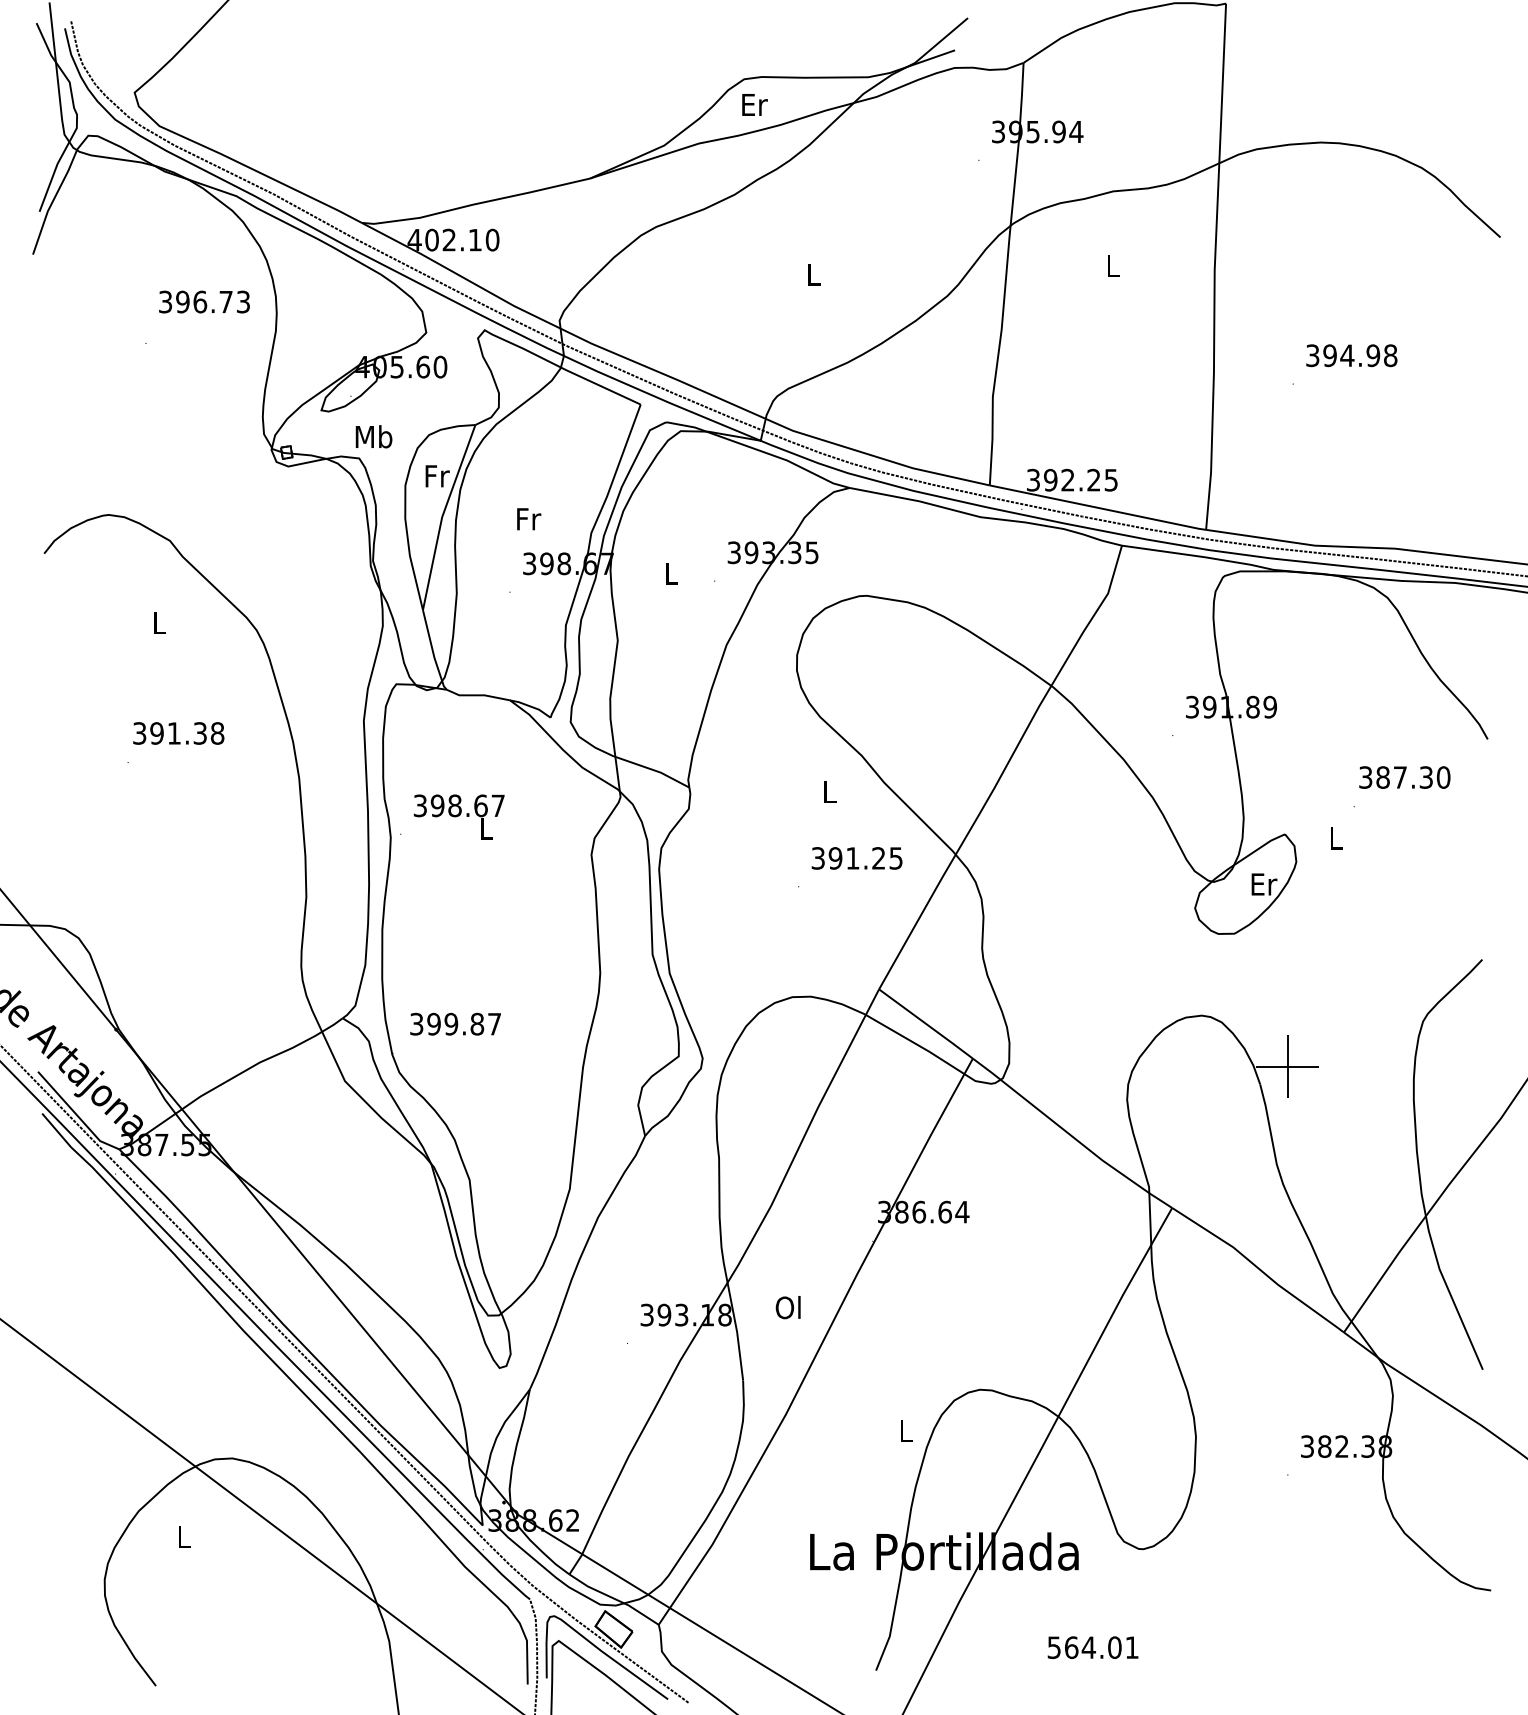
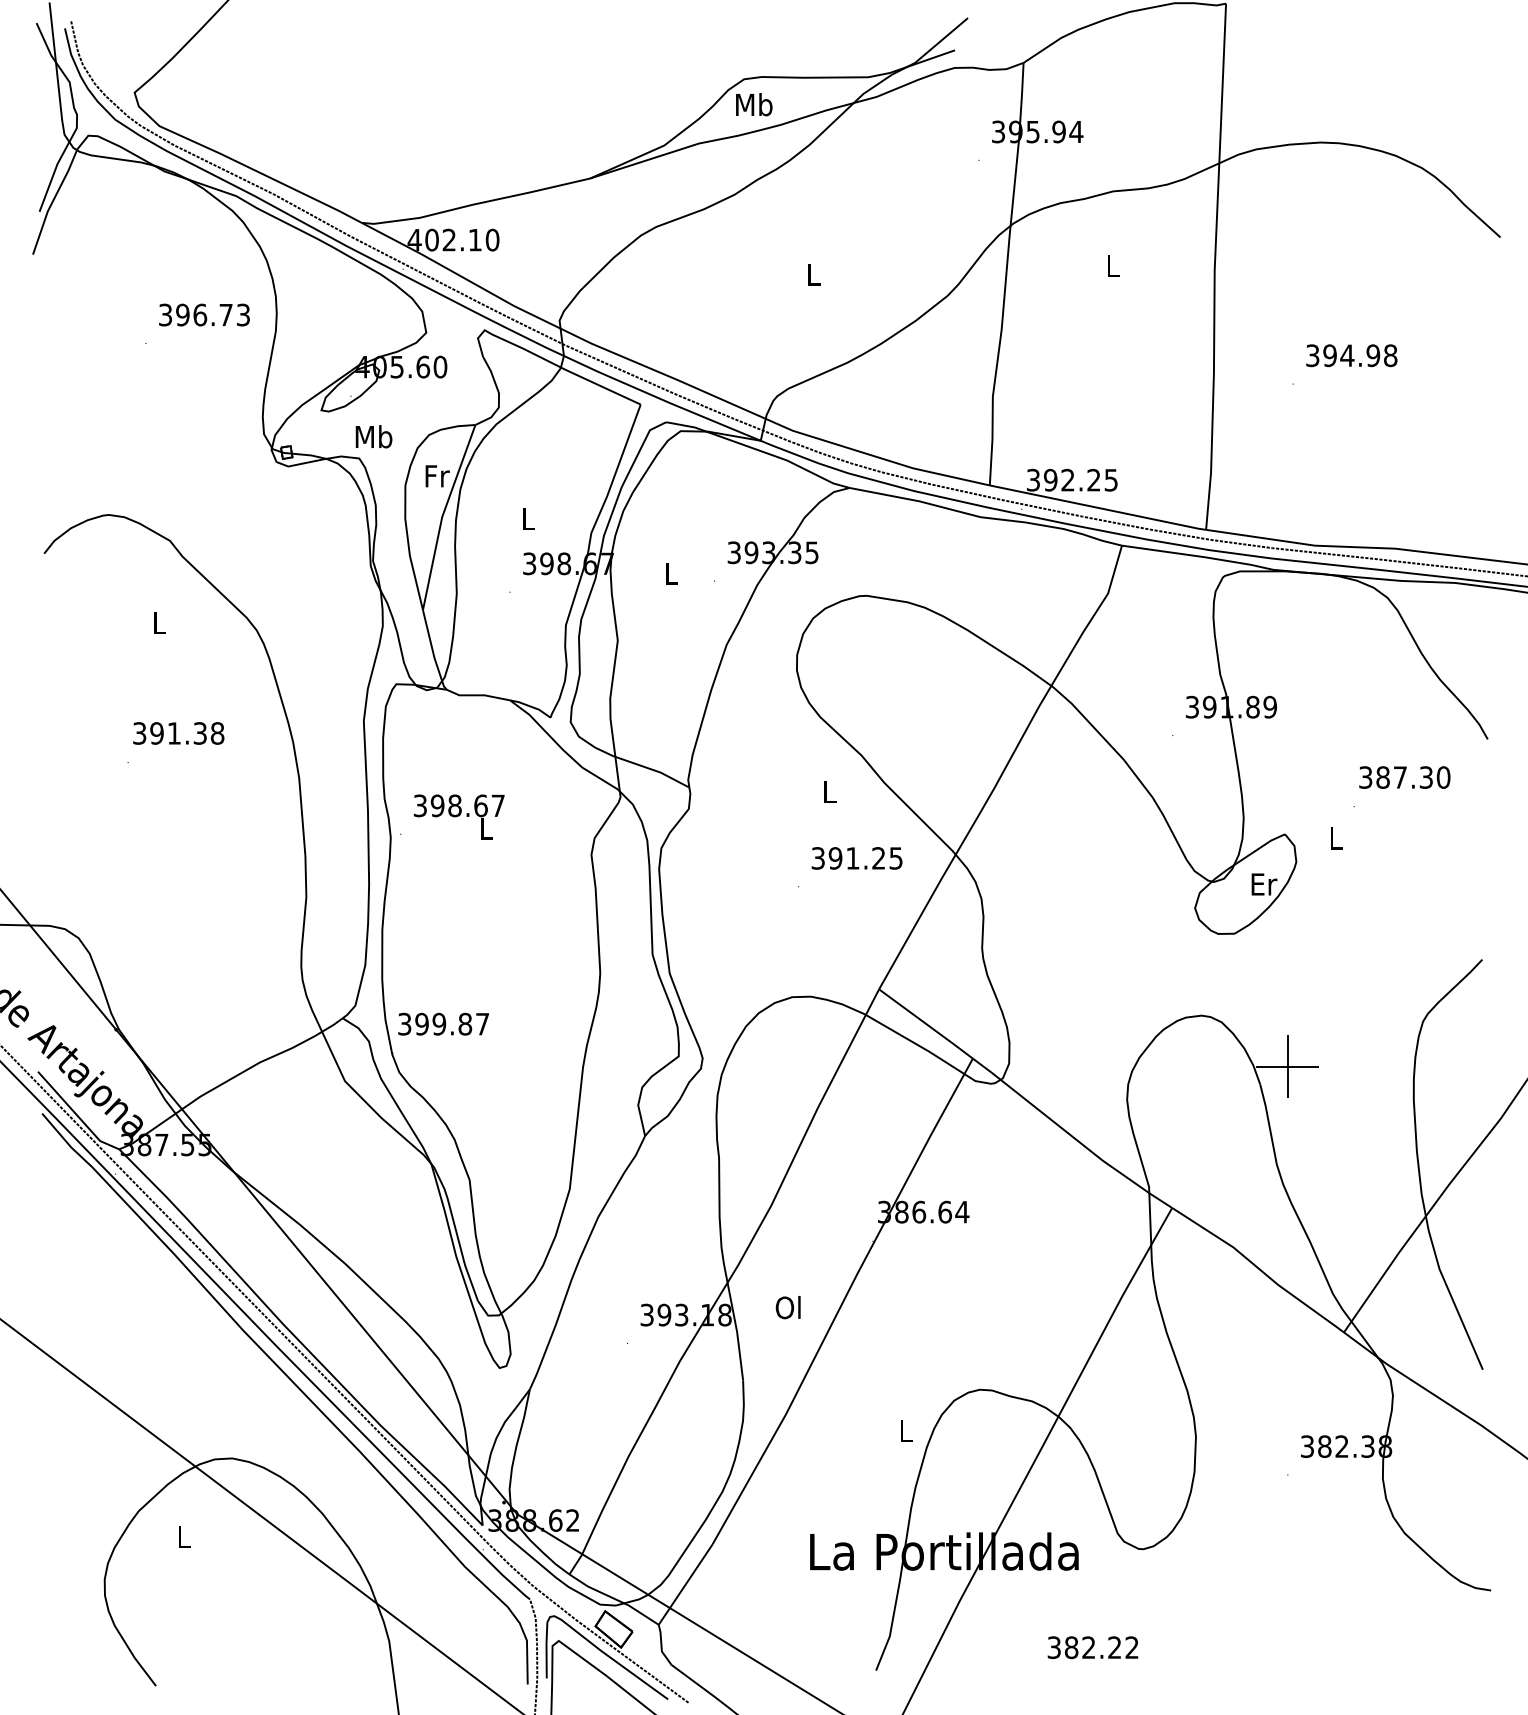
text: Er -> Mb (754, 104)
text position: (204, 301) -> (204, 314) (204, 314)
text: Fr -> L (529, 519)
text position: (455, 1023) -> (443, 1023) (443, 1023)
text: 564.01 -> 382.22 (1093, 1647)
